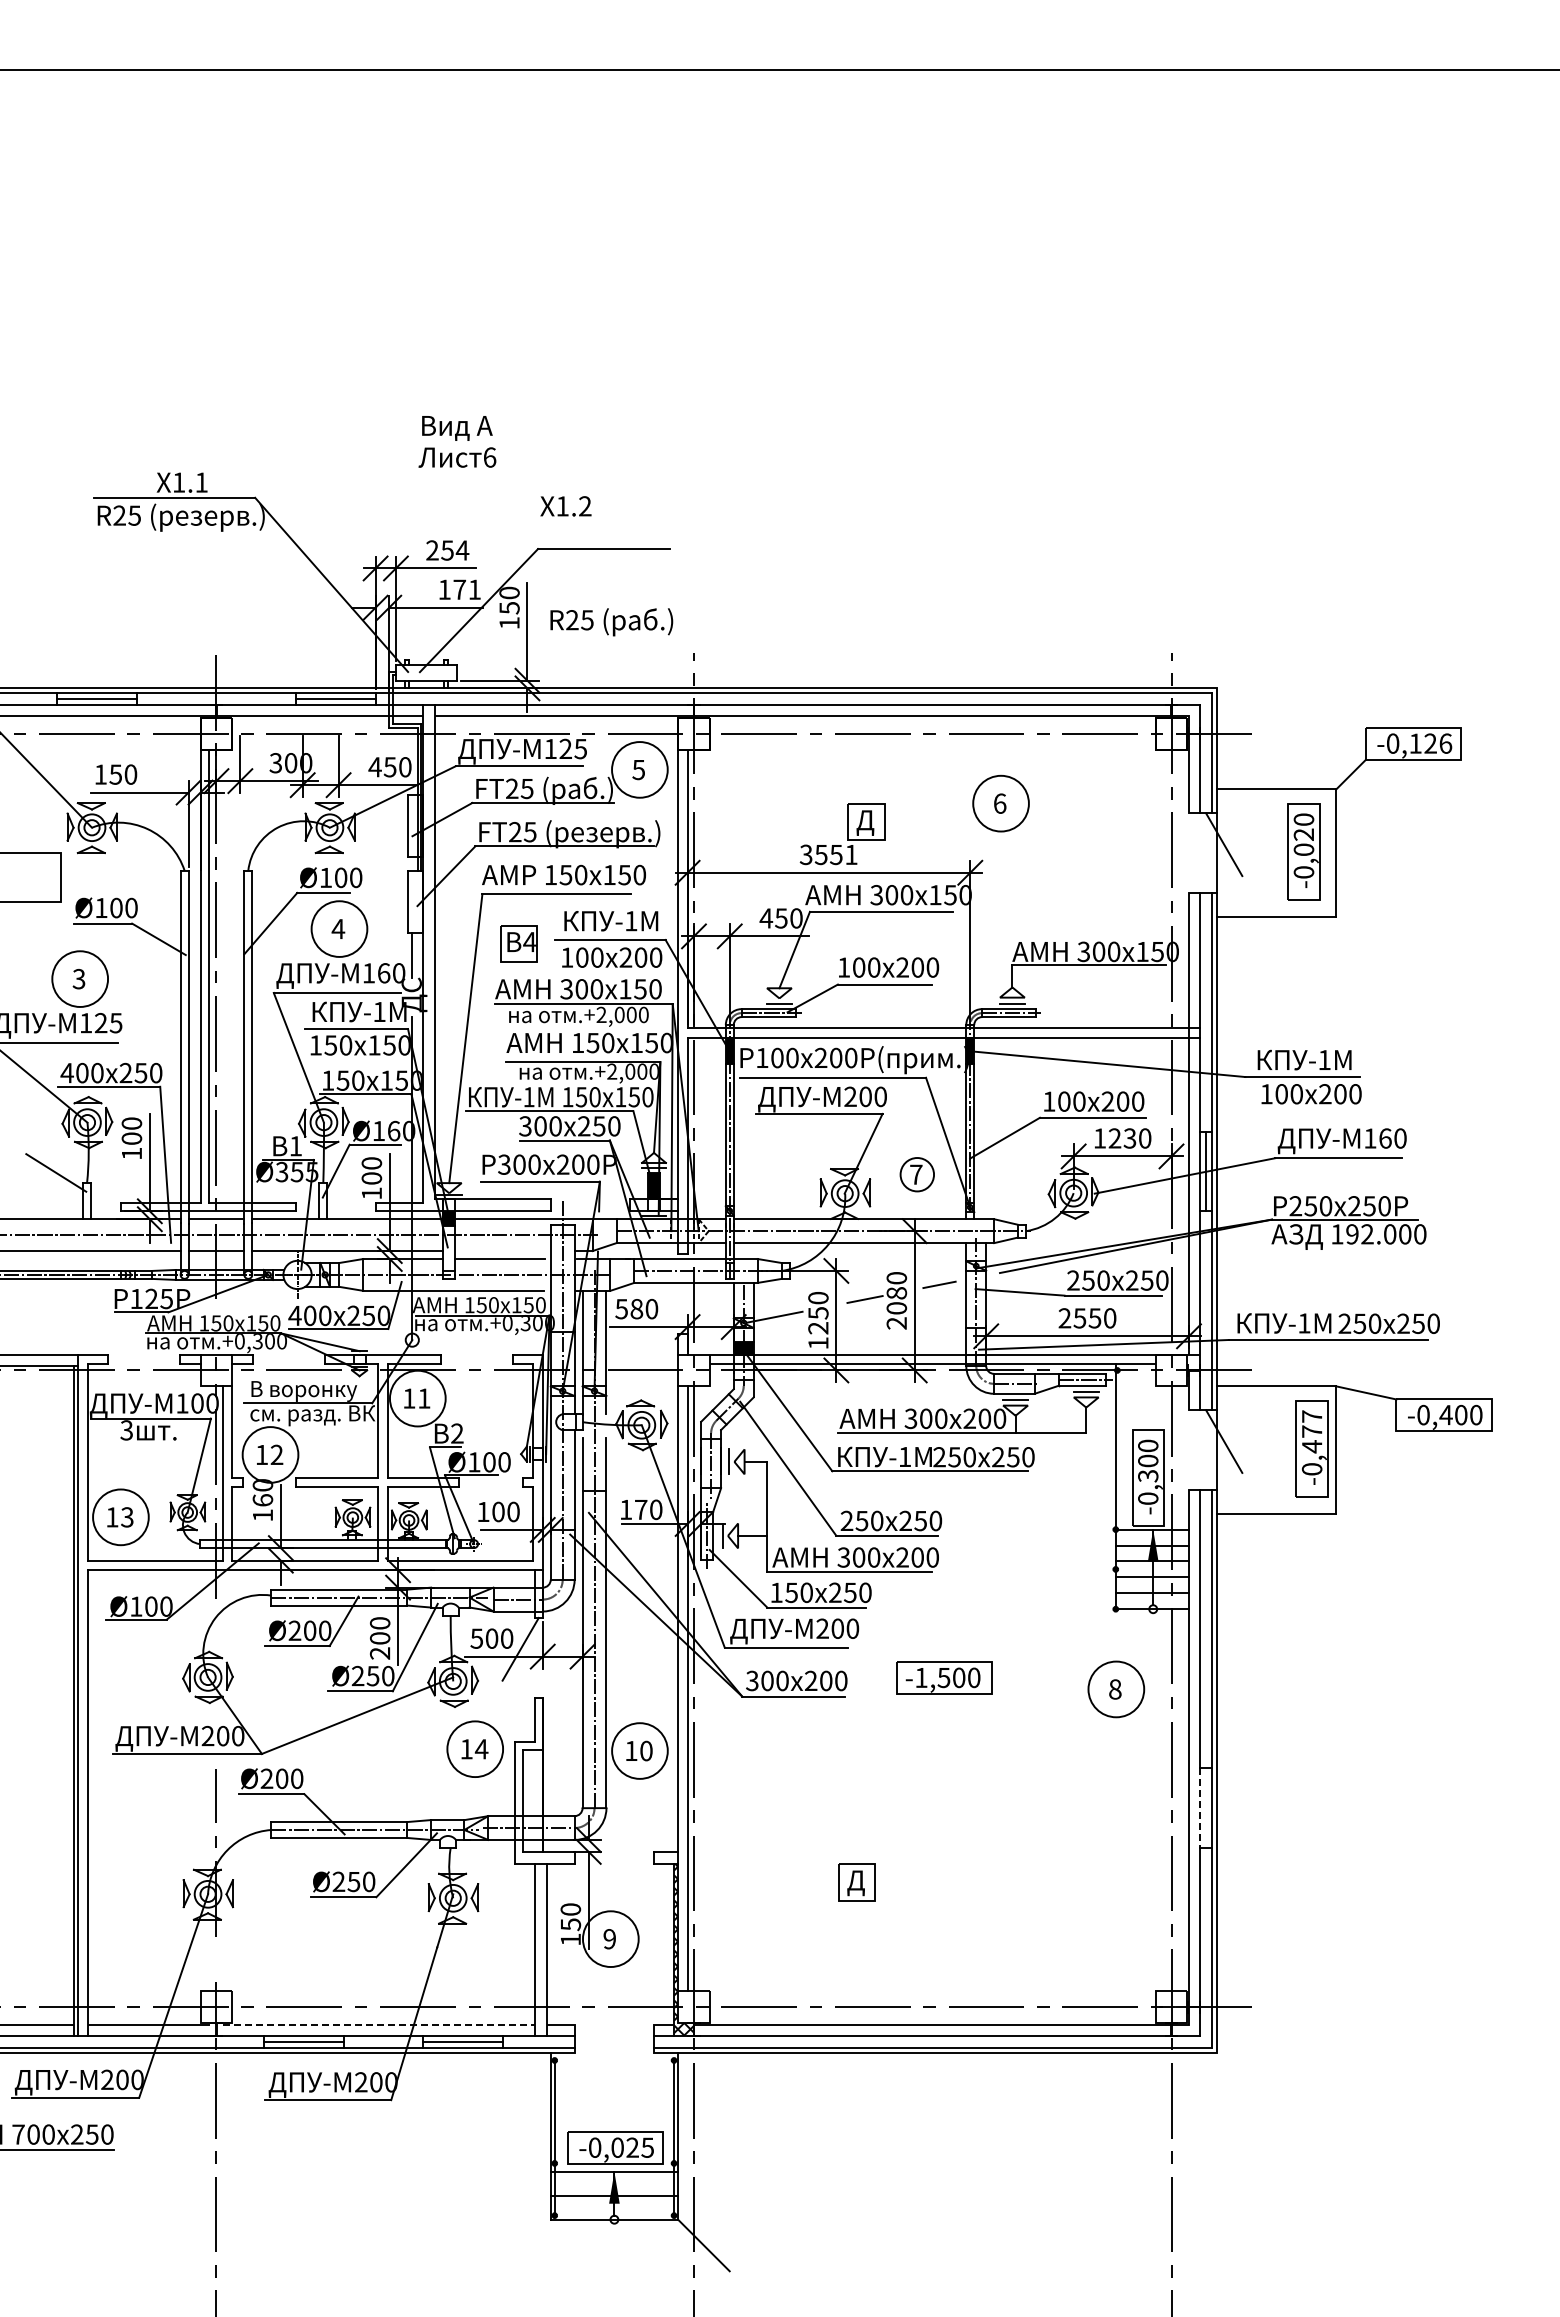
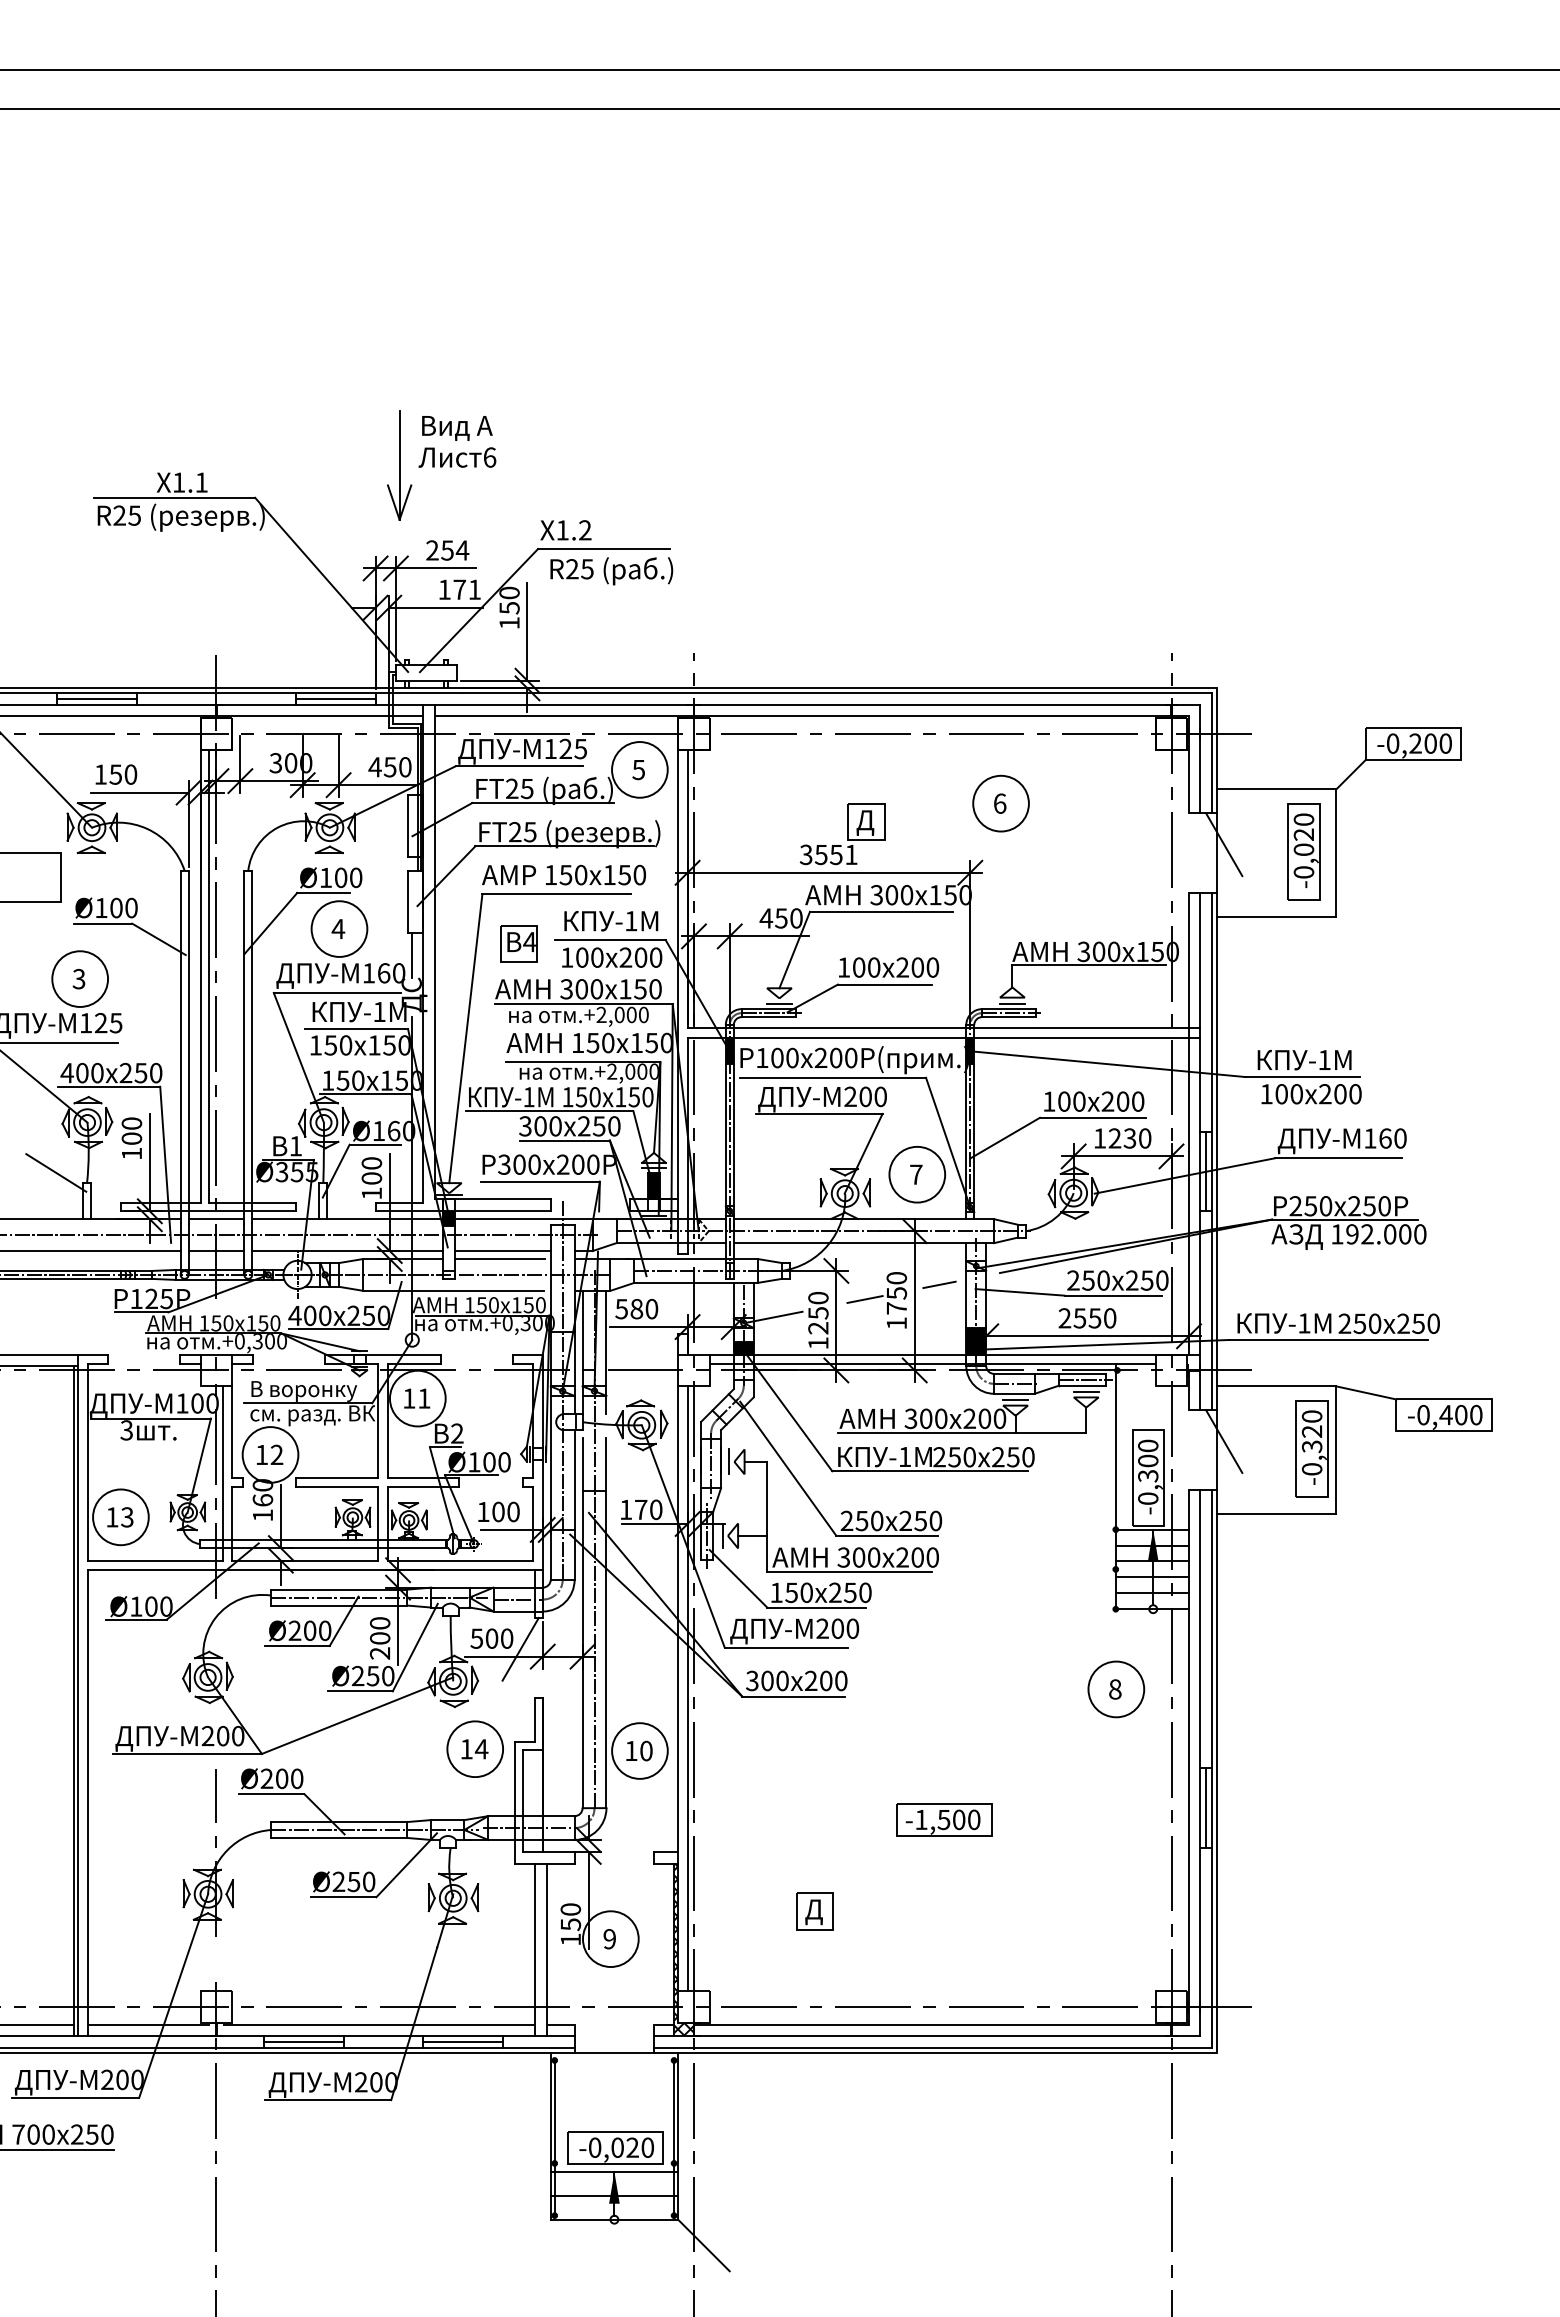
line: none -> present (779, 109)
part: none -> present (399, 465)
text position: (565, 506) -> (565, 530) (565, 530)
text position: (611, 622) -> (611, 571) (611, 571)
text: -0,126 -> -0,200 (1430, 743)
circle diameter: 33 px -> 56 px (917, 1174)
line: none -> present (502, 1251)
text: 2080 -> 1750 (896, 1308)
fill: none -> present (976, 1341)
text: -0,477 -> -0,320 (1311, 1431)
part position: (944, 1677) -> (944, 1819) (944, 1819)
line: none -> present (1206, 1807)
line: dashed -> solid (1200, 1808)
part position: (856, 1882) -> (814, 1911) (814, 1911)
line: dashed -> solid (378, 2024)
line: none -> present (614, 2052)
text: -0,025 -> -0,020 (647, 2147)
